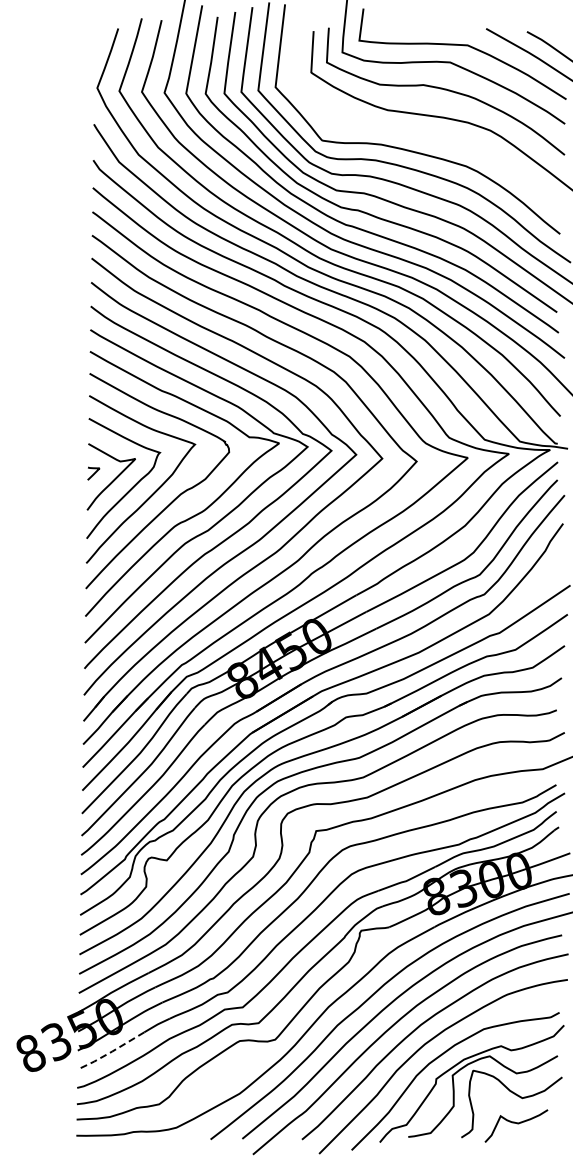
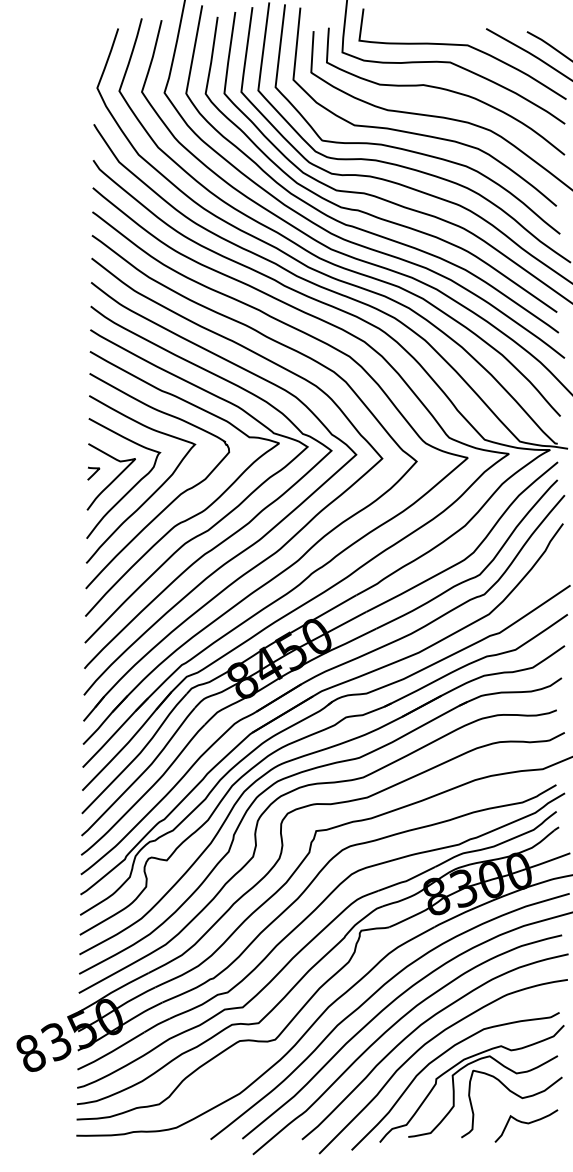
curve: none -> present (420, 133)
line: dashed -> solid (111, 1052)
curve position: (517, 1124) -> (527, 1124) (527, 1124)
